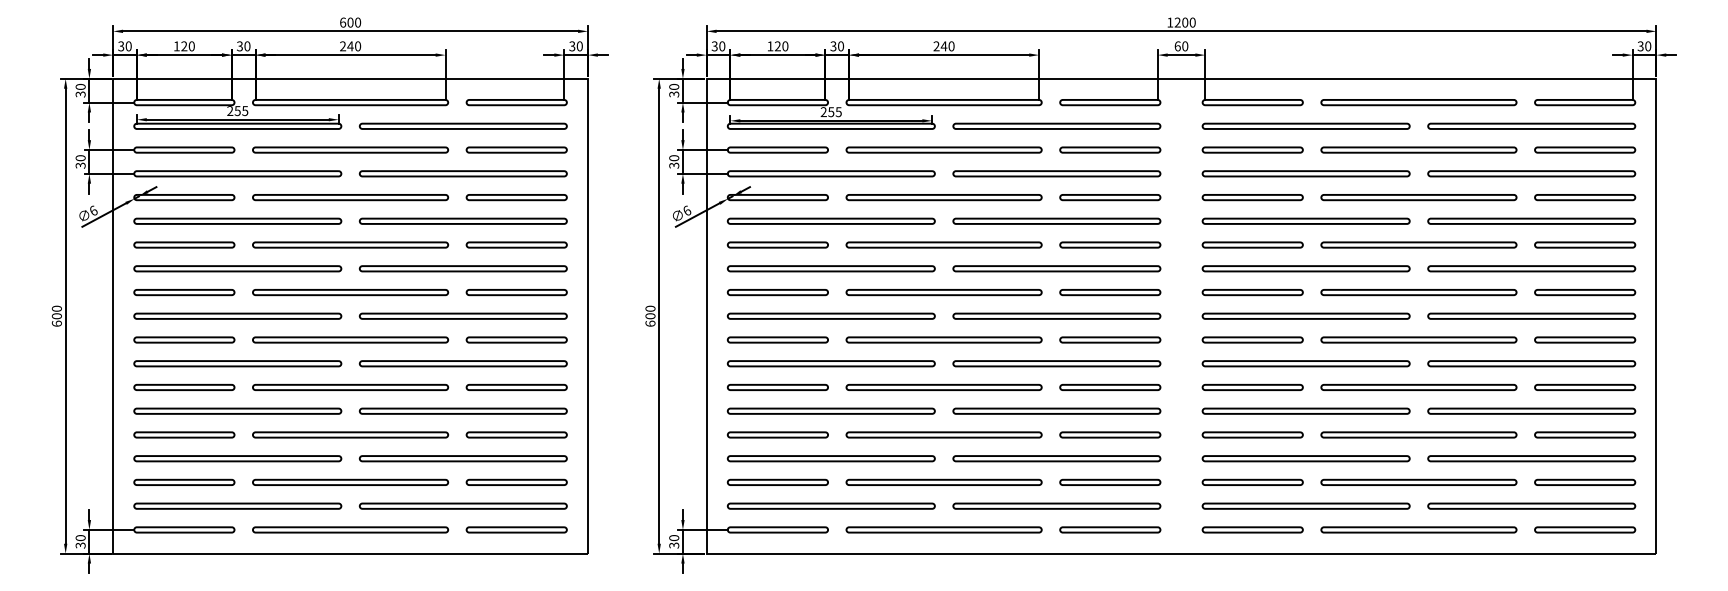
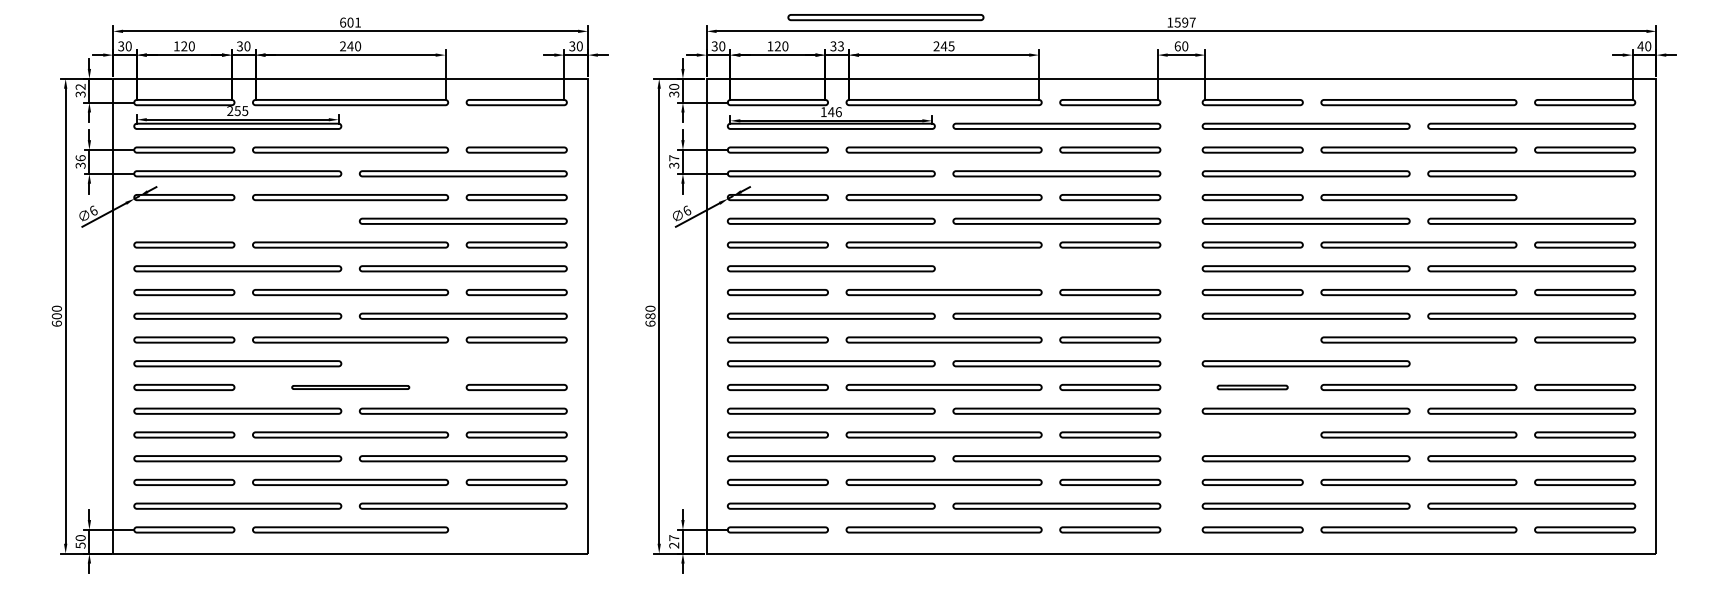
part: none -> present (885, 17)
text: 600 -> 601 (358, 22)
text: 1200 -> 1597 (1184, 22)
text: 30 -> 33 (841, 46)
text: 240 -> 245 (951, 46)
text: 30 -> 40 (1640, 46)
text: 30 -> 32 (80, 86)
text: 255 -> 146 (830, 112)
part: present -> none (462, 125)
text: 30 -> 36 (80, 158)
text: 30 -> 37 (674, 158)
part: present -> none (1585, 197)
part: present -> none (237, 220)
part: present -> none (1056, 268)
text: 600 -> 680 (650, 316)
part: present -> none (1252, 339)
part: present -> none (462, 363)
part: present -> none (1531, 363)
part size: 198x7 px -> 120x5 px (350, 387)
part size: 103x7 px -> 73x7 px (1252, 387)
part: present -> none (1252, 434)
part: present -> none (516, 529)
text: 30 -> 27 (674, 541)
text: 30 -> 50 (79, 545)
